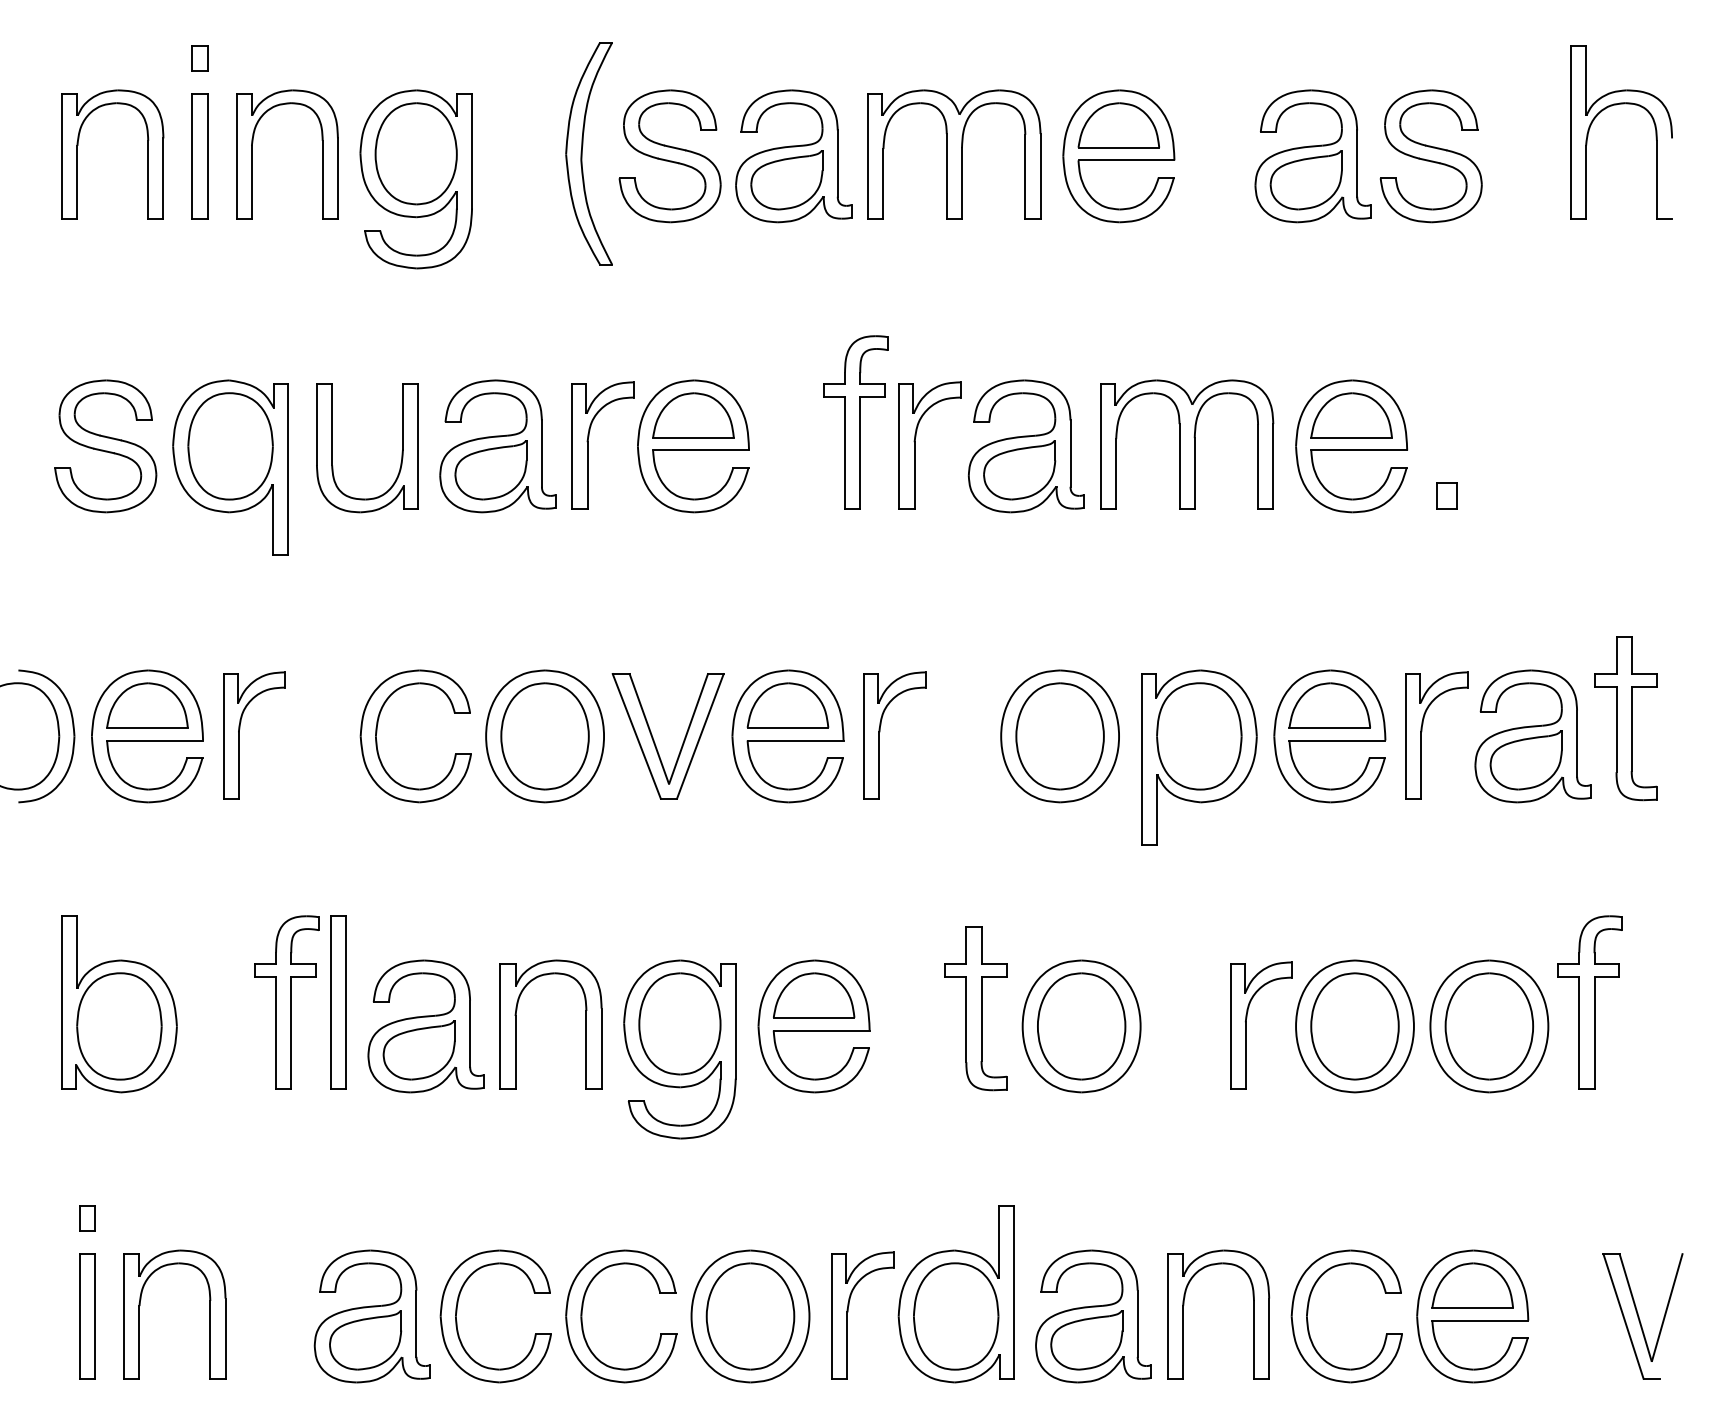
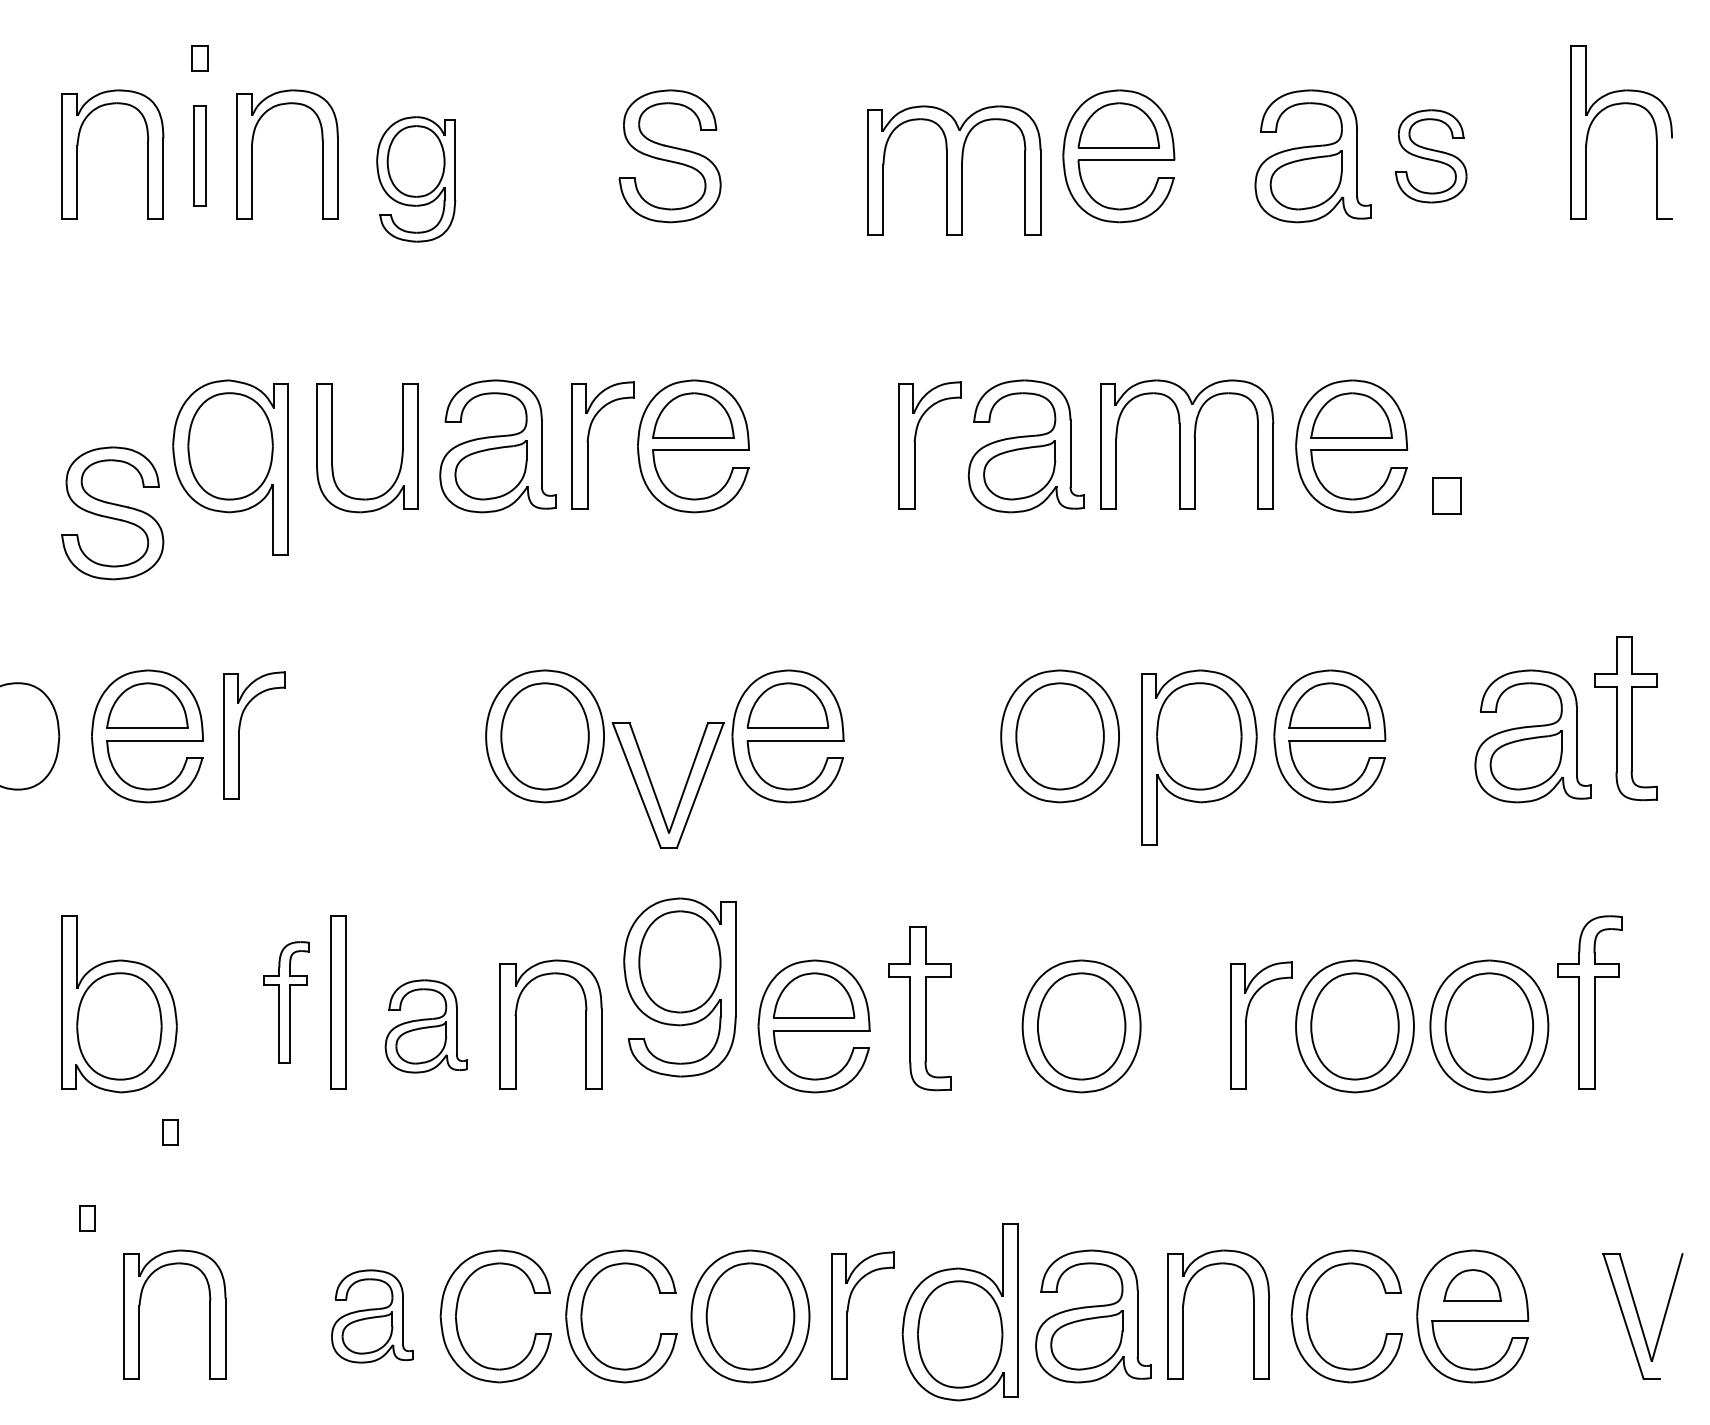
part: present -> none (588, 153)
part position: (954, 154) -> (954, 170) (954, 170)
part size: 18x127 px -> 14x102 px (199, 155)
part: present -> none (793, 156)
part size: 104x135 px -> 73x95 px (1431, 156)
part size: 114x181 px -> 81x127 px (416, 179)
part: present -> none (855, 422)
part position: (105, 446) -> (112, 513) (112, 513)
part size: 22x28 px -> 30x38 px (1446, 495)
part: present -> none (1422, 731)
part: present -> none (377, 732)
part: present -> none (880, 732)
part: present -> none (73, 736)
part position: (655, 742) -> (655, 791) (655, 791)
part size: 66x175 px -> 47x123 px (286, 1002)
part position: (975, 1008) -> (919, 1008) (919, 1008)
part size: 118x135 px -> 84x95 px (425, 1026)
part position: (679, 1049) -> (679, 987) (679, 987)
part: none -> present (170, 1132)
part size: 83x47 px -> 59x33 px (1472, 1285)
part position: (955, 1294) -> (959, 1312) (959, 1312)
part: present -> none (87, 1316)
part size: 118x135 px -> 83x95 px (372, 1316)
